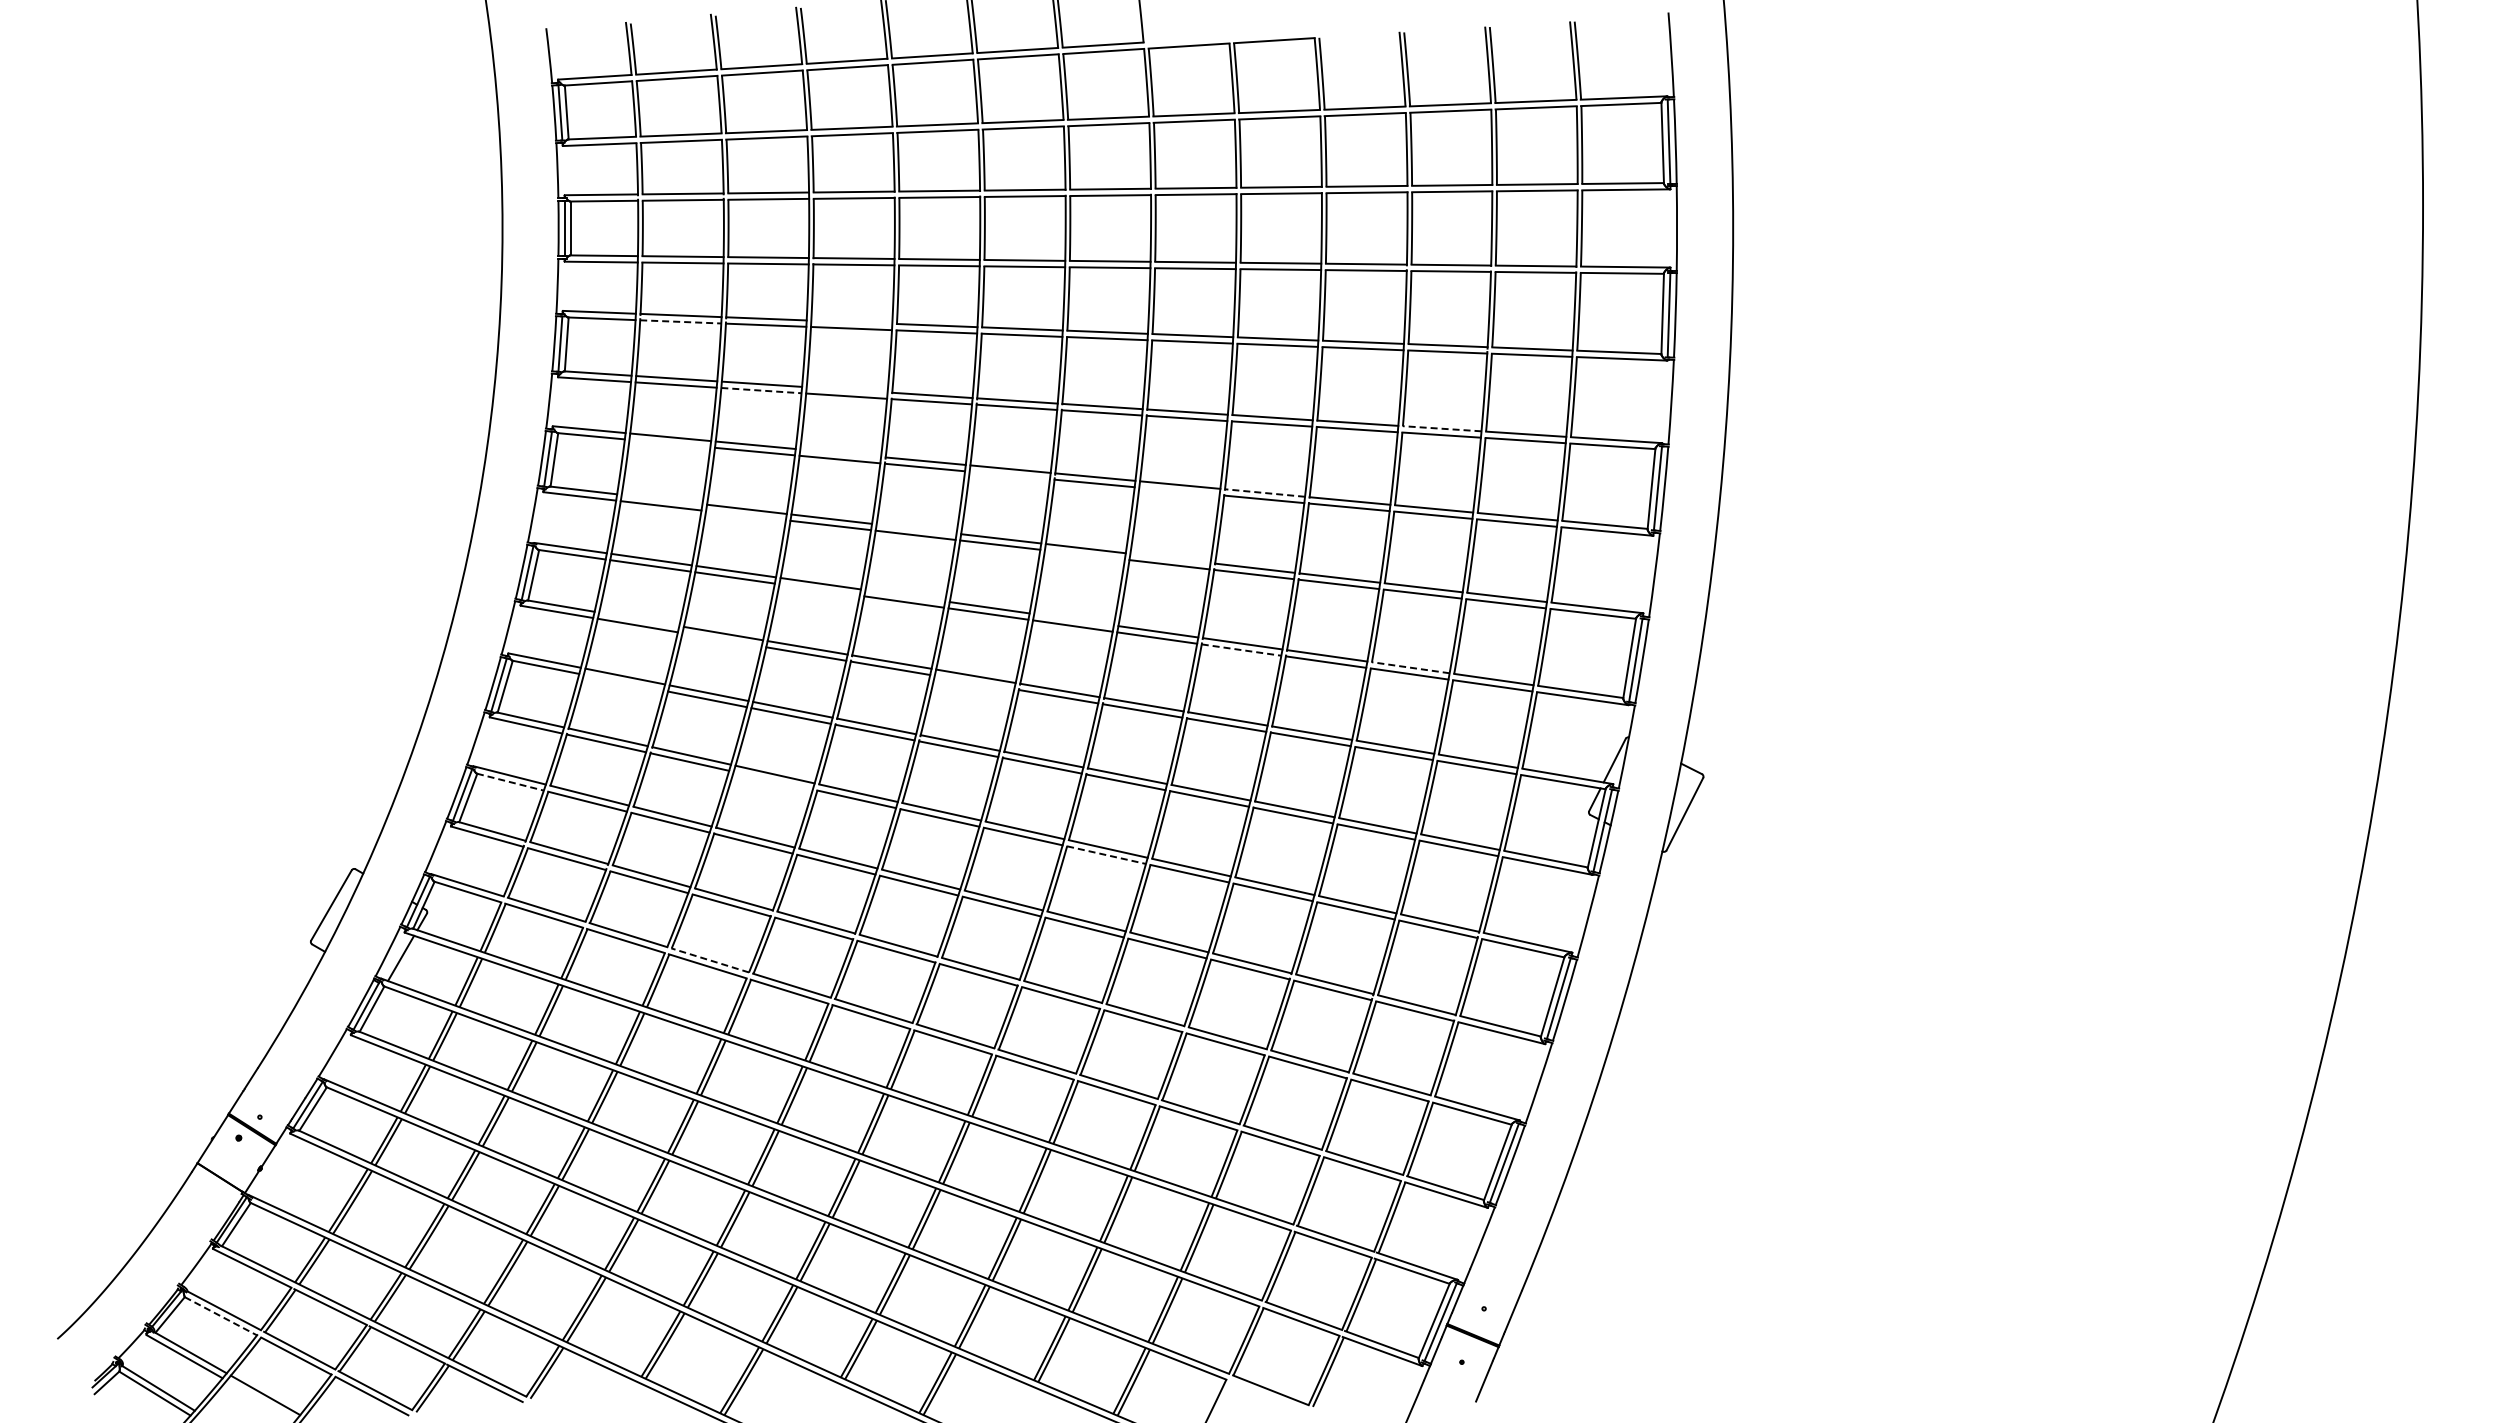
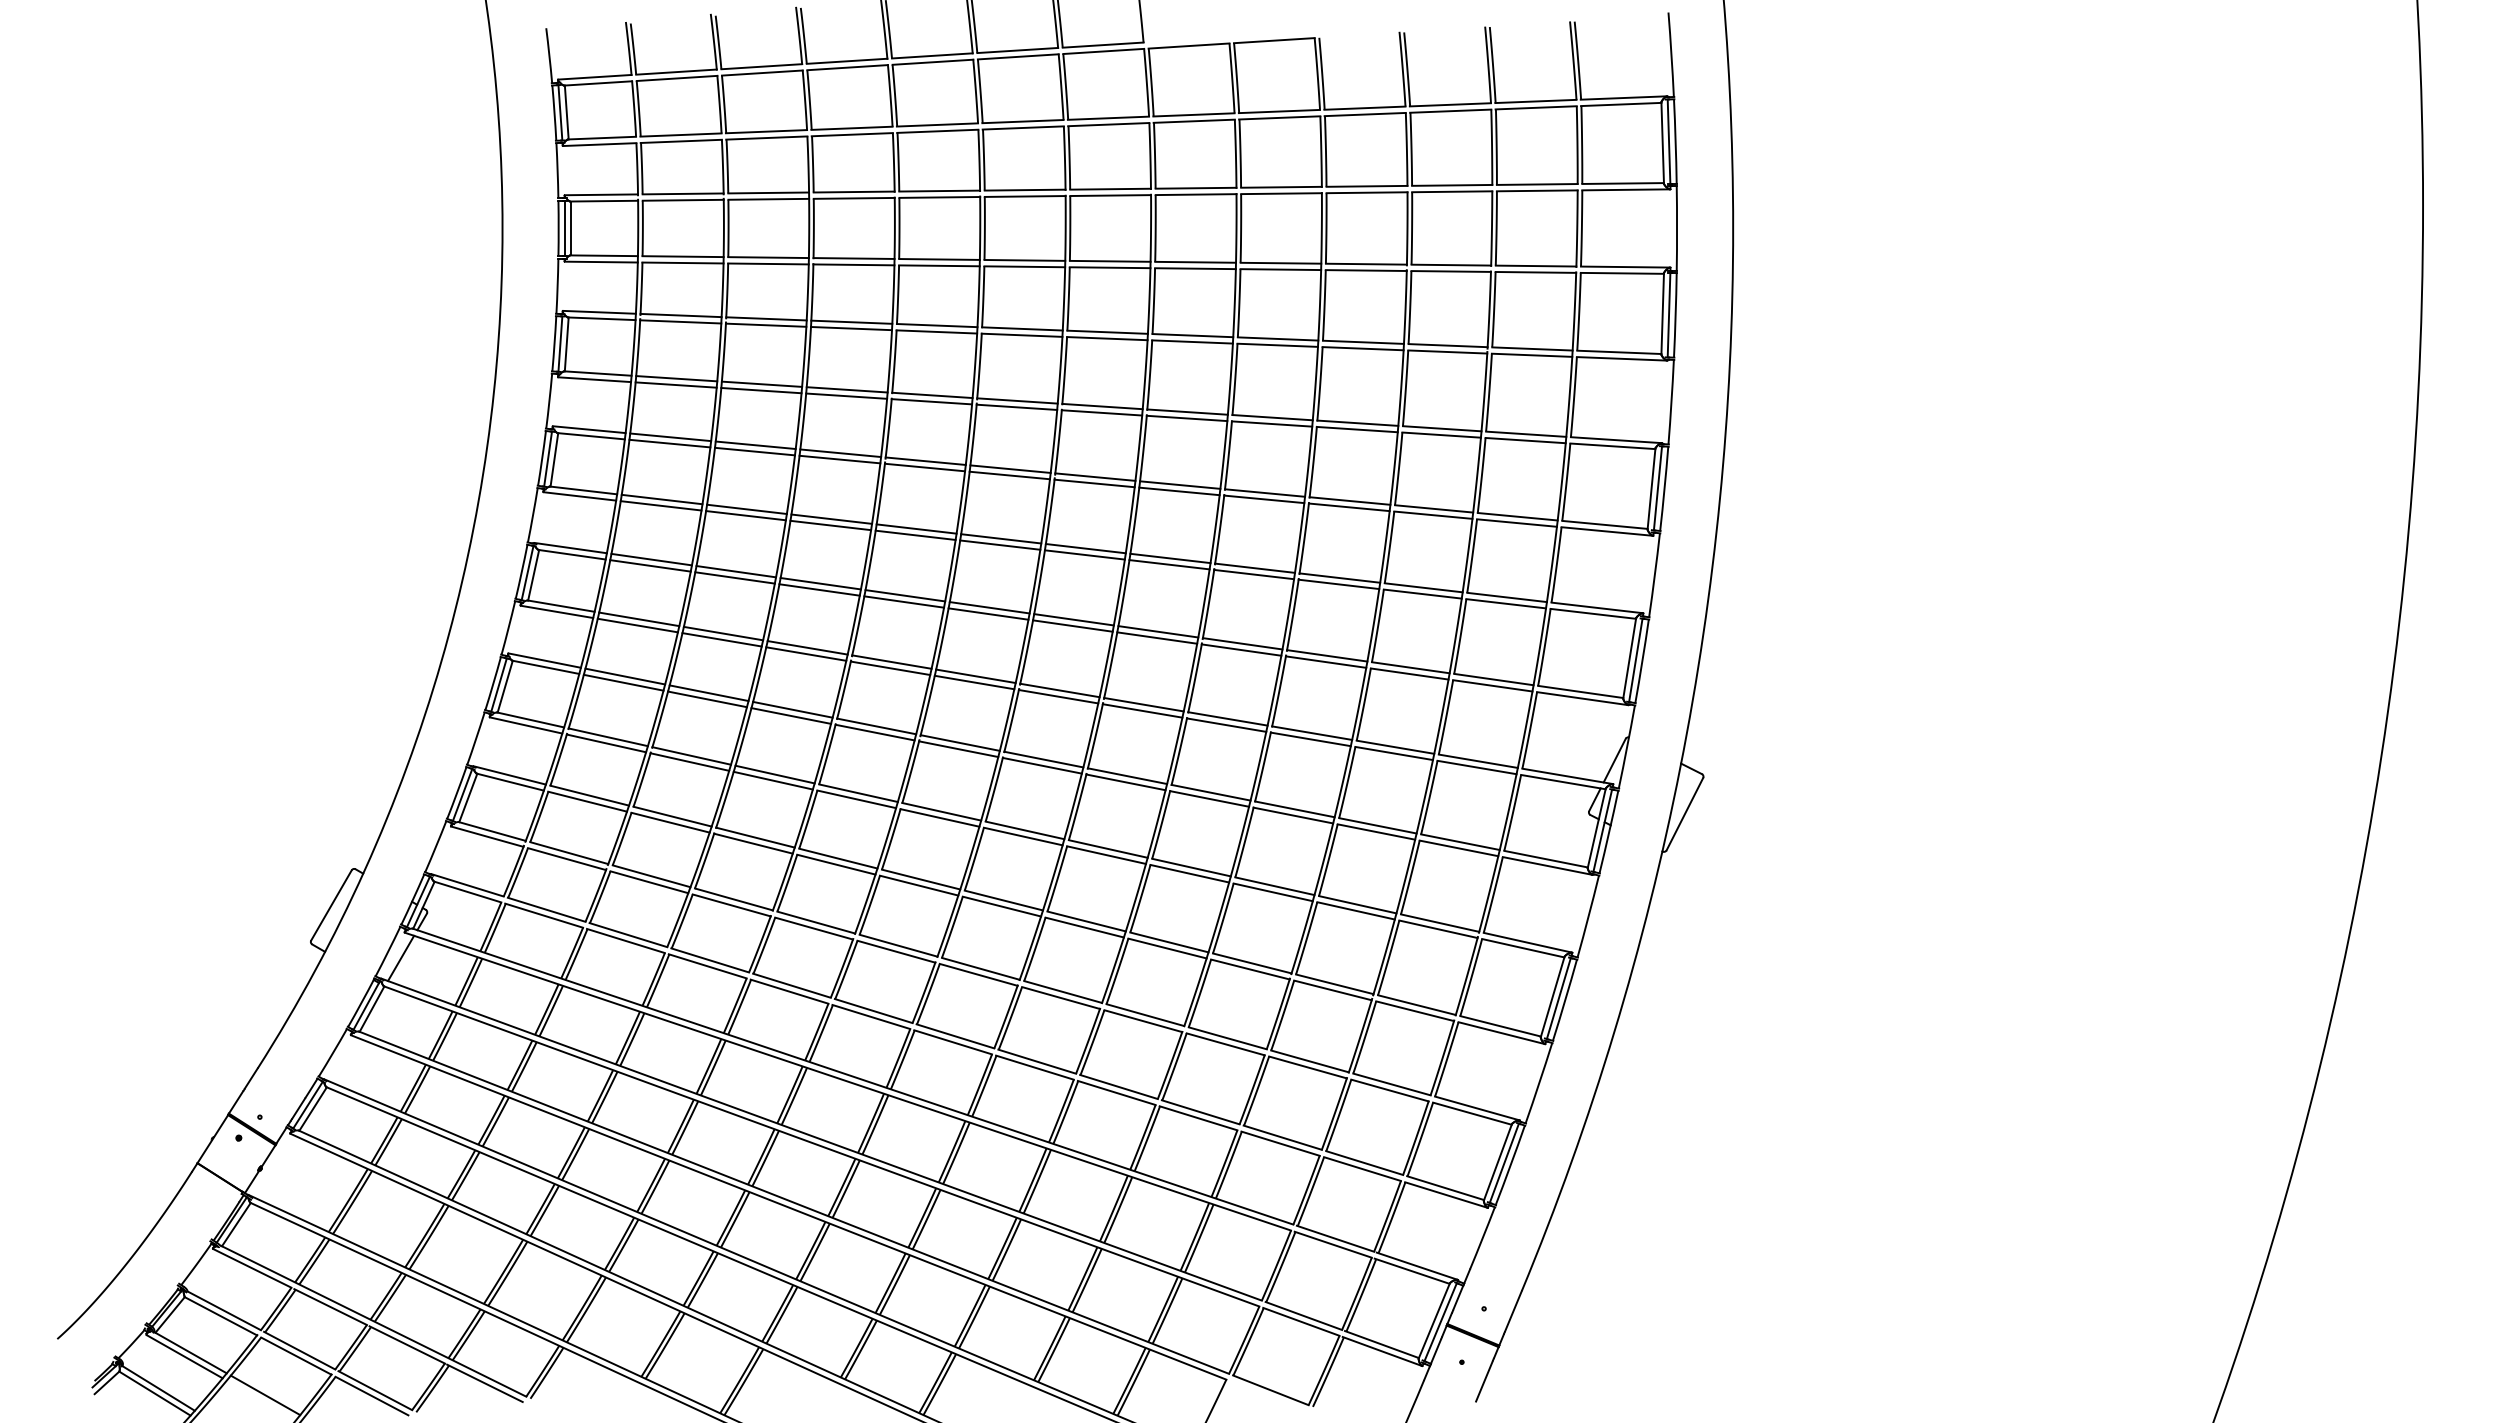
line: dashed -> solid (680, 321)
line: none -> present (851, 321)
line: none -> present (846, 389)
line: dashed -> solid (761, 390)
line: dashed -> solid (1441, 428)
line: none -> present (669, 443)
line: none -> present (840, 453)
line: none -> present (1009, 475)
line: none -> present (1179, 491)
line: dashed -> solid (1264, 492)
line: none -> present (661, 499)
line: none -> present (745, 515)
line: none -> present (916, 528)
line: none -> present (1084, 554)
line: none -> present (1170, 558)
line: none -> present (819, 589)
line: none -> present (905, 595)
line: none -> present (639, 619)
line: none -> present (1073, 619)
line: none -> present (721, 639)
line: dashed -> solid (1242, 650)
line: dashed -> solid (1410, 667)
line: none -> present (623, 682)
line: none -> present (974, 682)
line: none -> present (772, 780)
line: dashed -> solid (510, 782)
line: dashed -> solid (1107, 855)
line: dashed -> solid (710, 960)
line: dashed -> solid (220, 1316)
